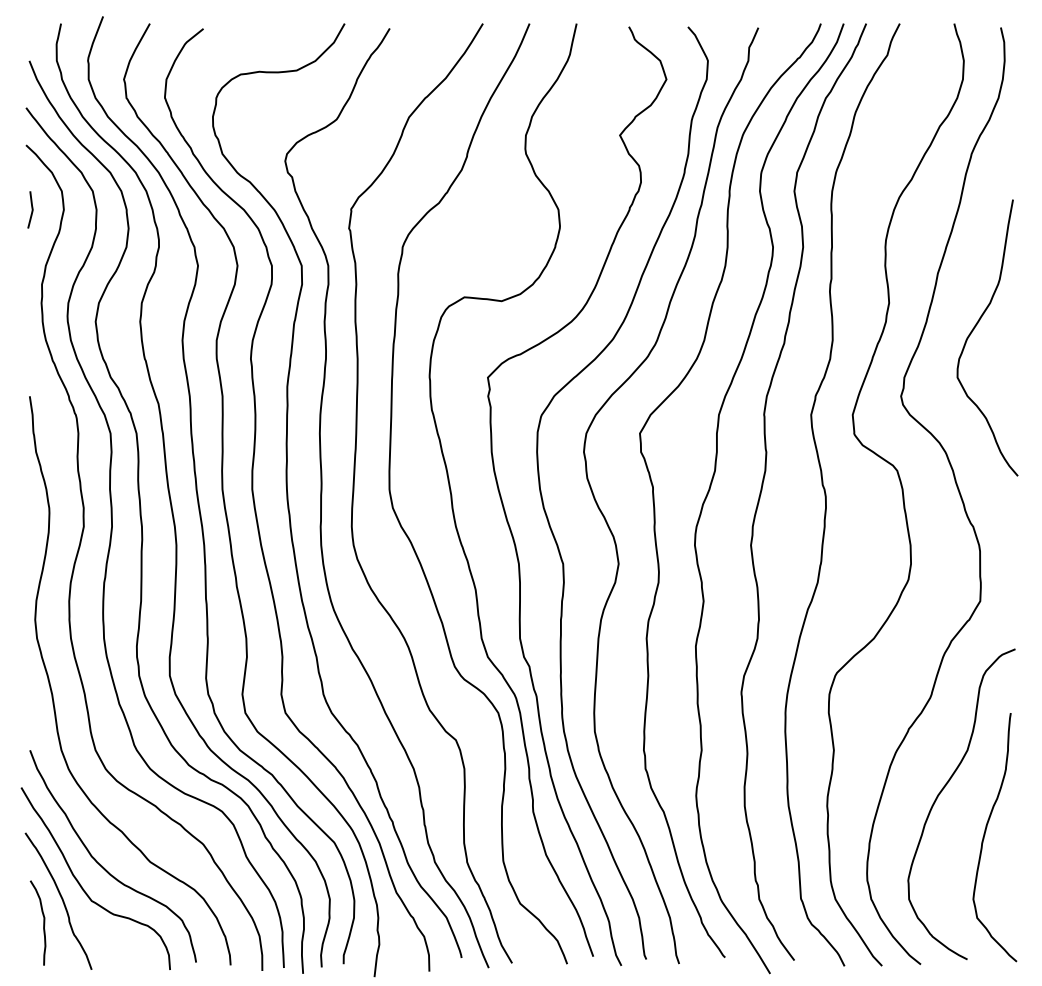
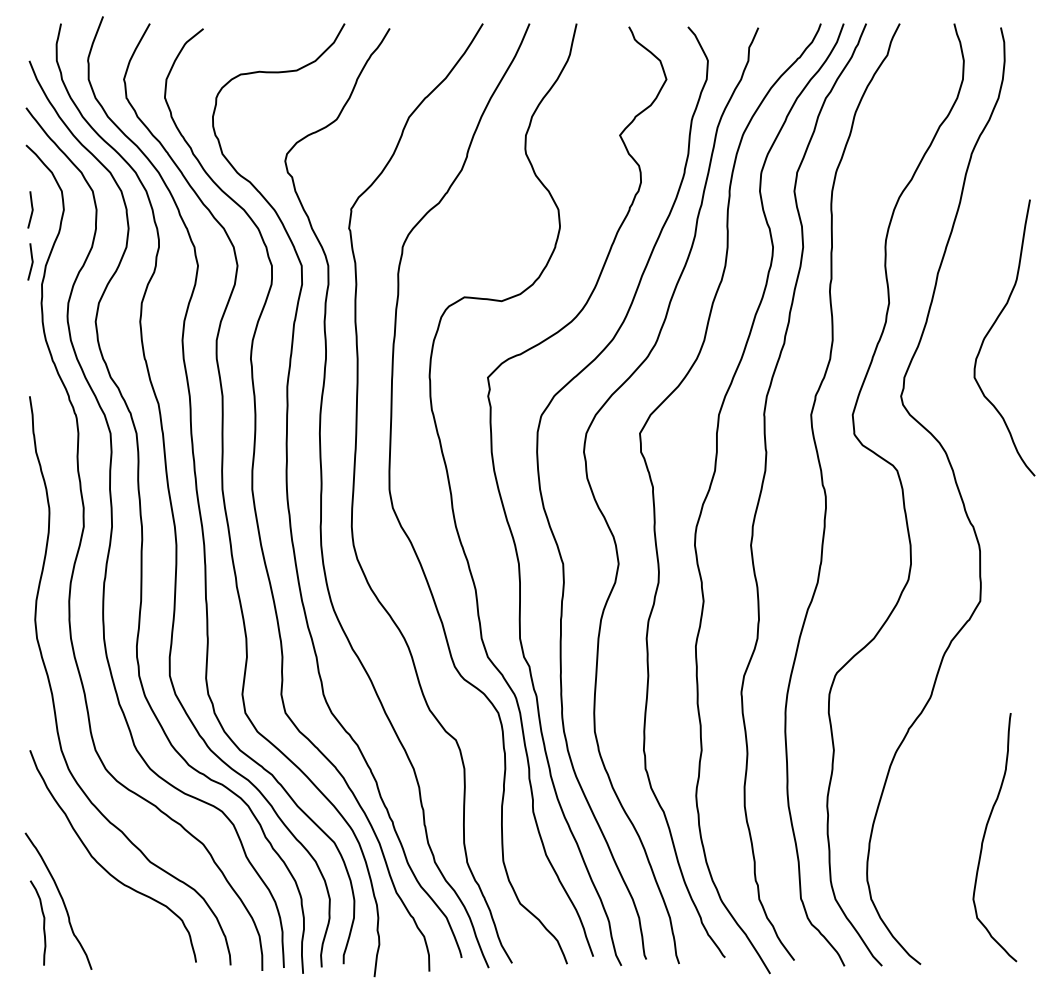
line: none -> present (31, 261)
curve position: (974, 329) -> (991, 329) (991, 329)
curve: present -> none (942, 791)
curve: present -> none (82, 886)
